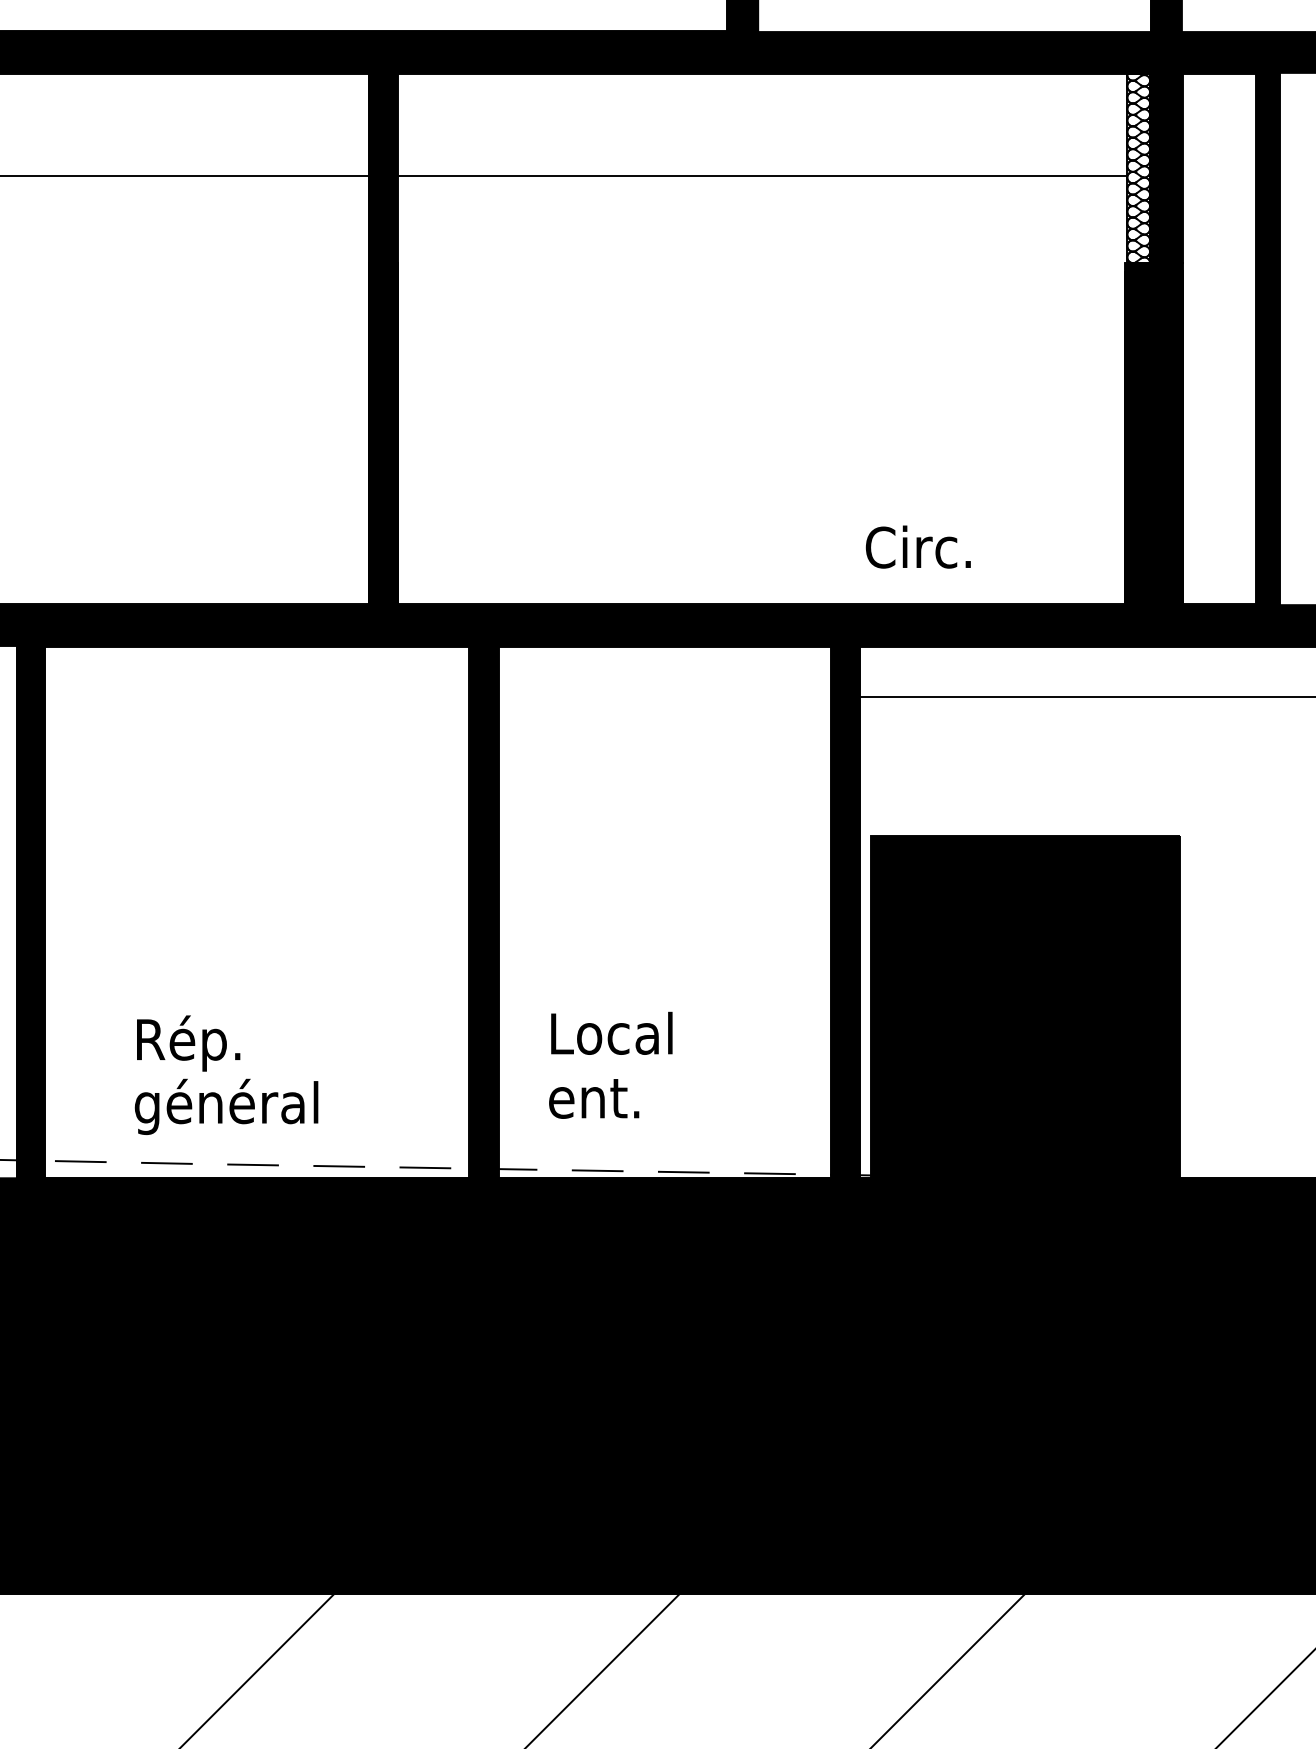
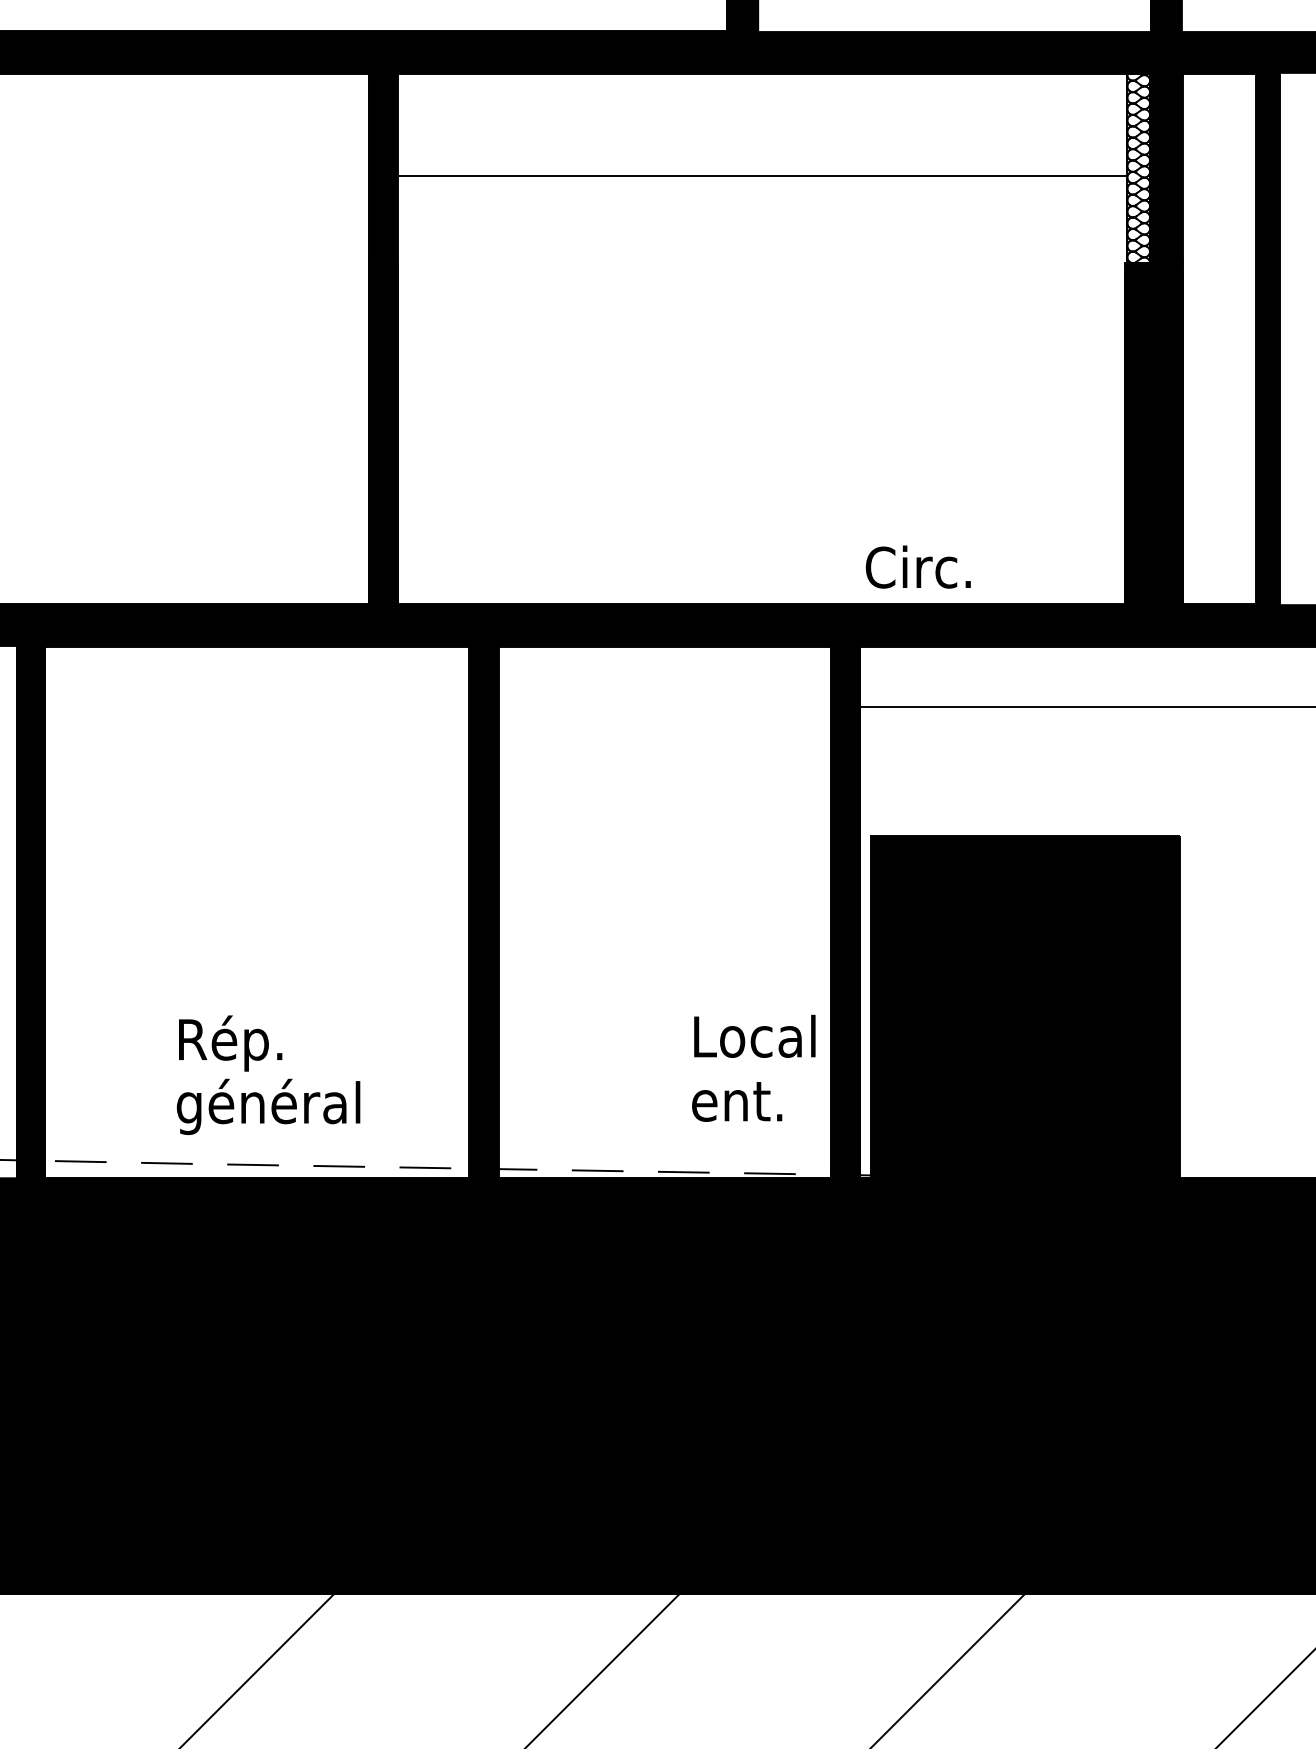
line: present -> none (185, 176)
text position: (917, 546) -> (917, 566) (917, 566)
line position: (1086, 697) -> (1086, 707) (1086, 707)
text position: (610, 1064) -> (753, 1067) (753, 1067)
text position: (226, 1074) -> (268, 1074) (268, 1074)
